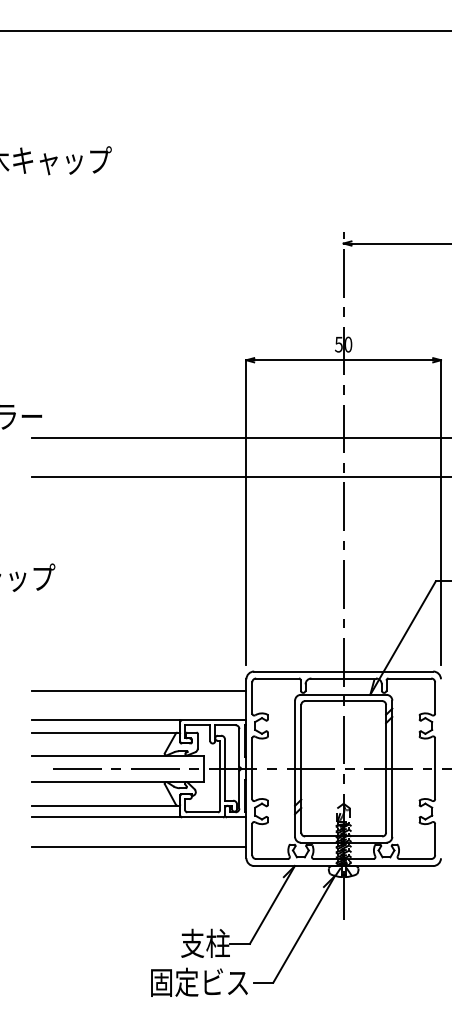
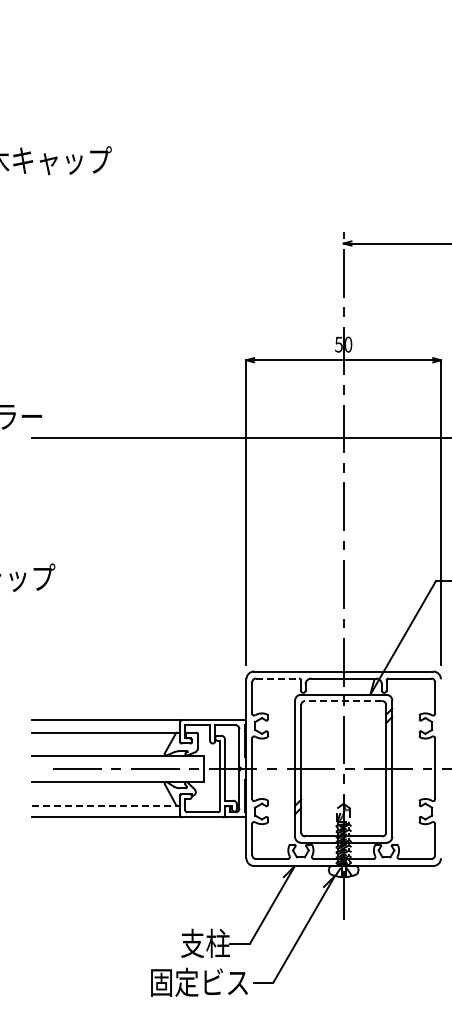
line: present -> none (225, 30)
line: present -> none (240, 476)
line: solid -> dashed (278, 678)
line: present -> none (139, 690)
line: solid -> dashed (343, 701)
line: solid -> dashed (106, 805)
line: present -> none (139, 846)
